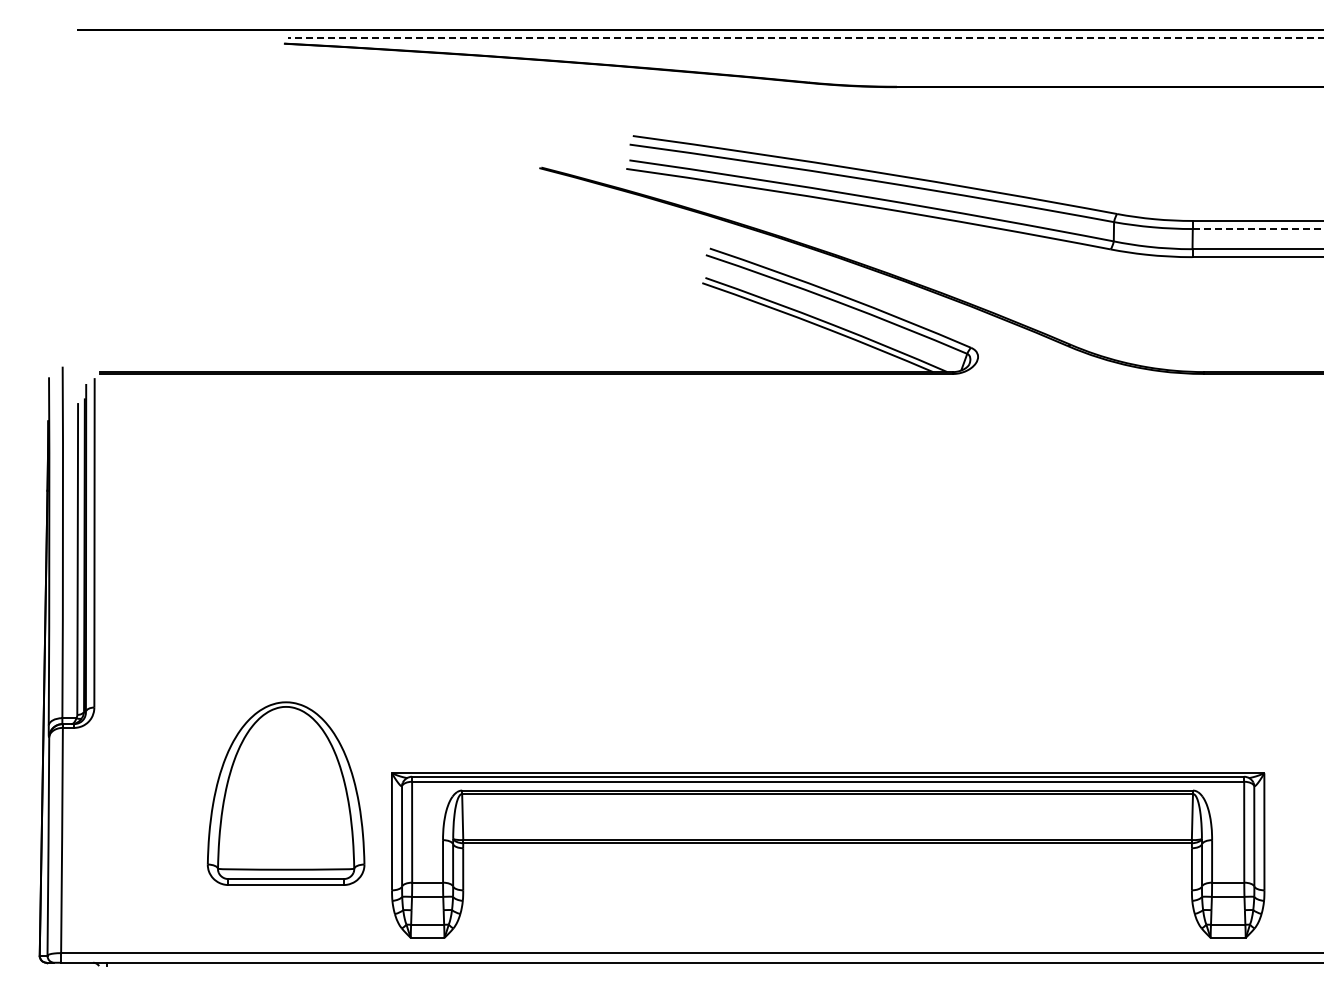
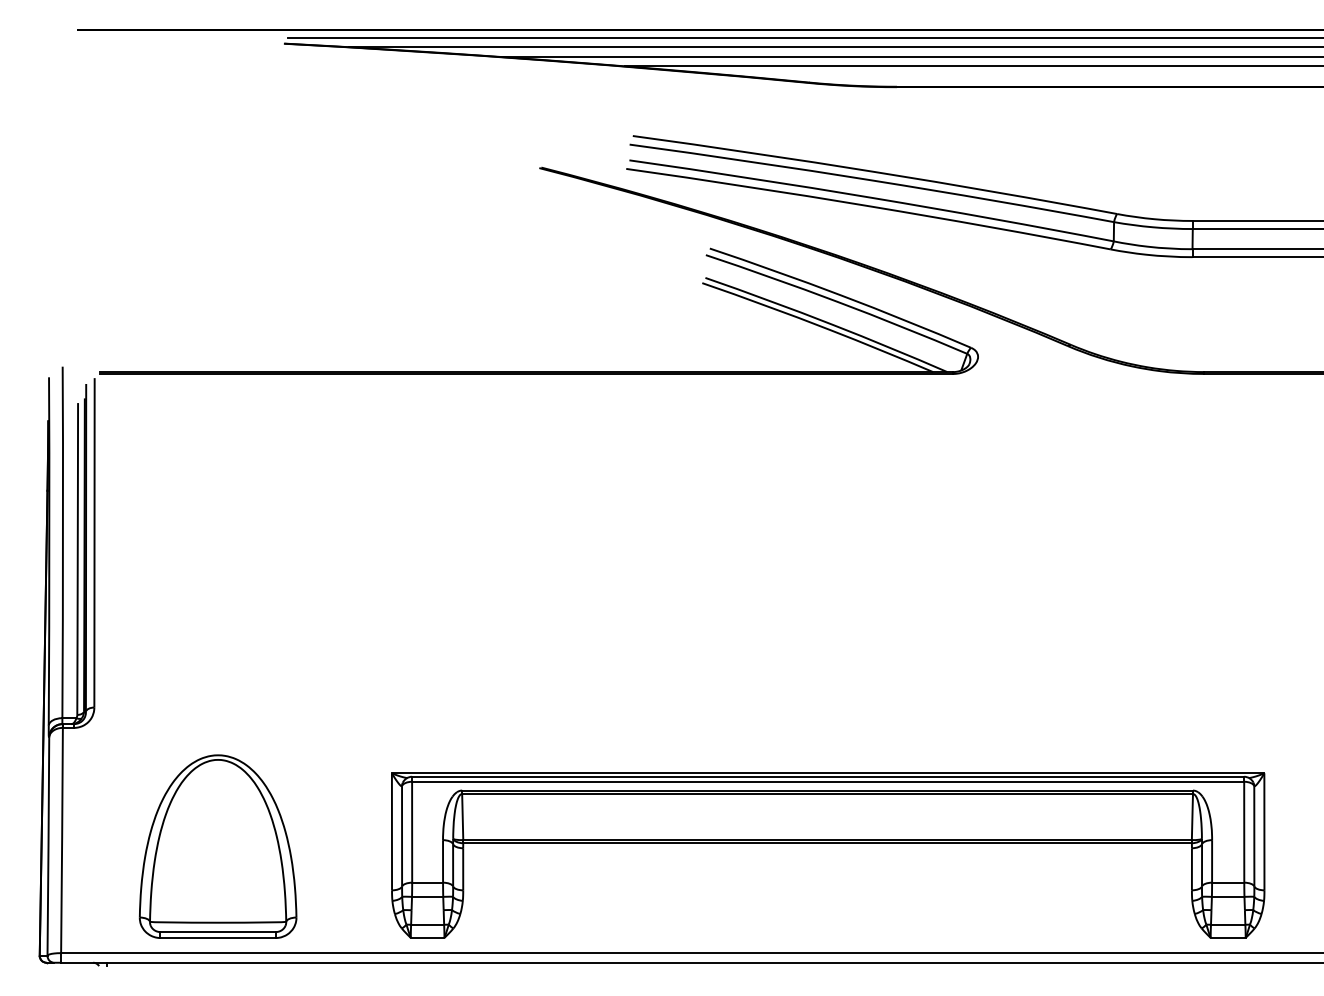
line: dashed -> solid (805, 38)
line: none -> present (834, 47)
line: none -> present (911, 57)
line: none -> present (972, 66)
line: dashed -> solid (1258, 229)
part position: (285, 793) -> (217, 846) (217, 846)
